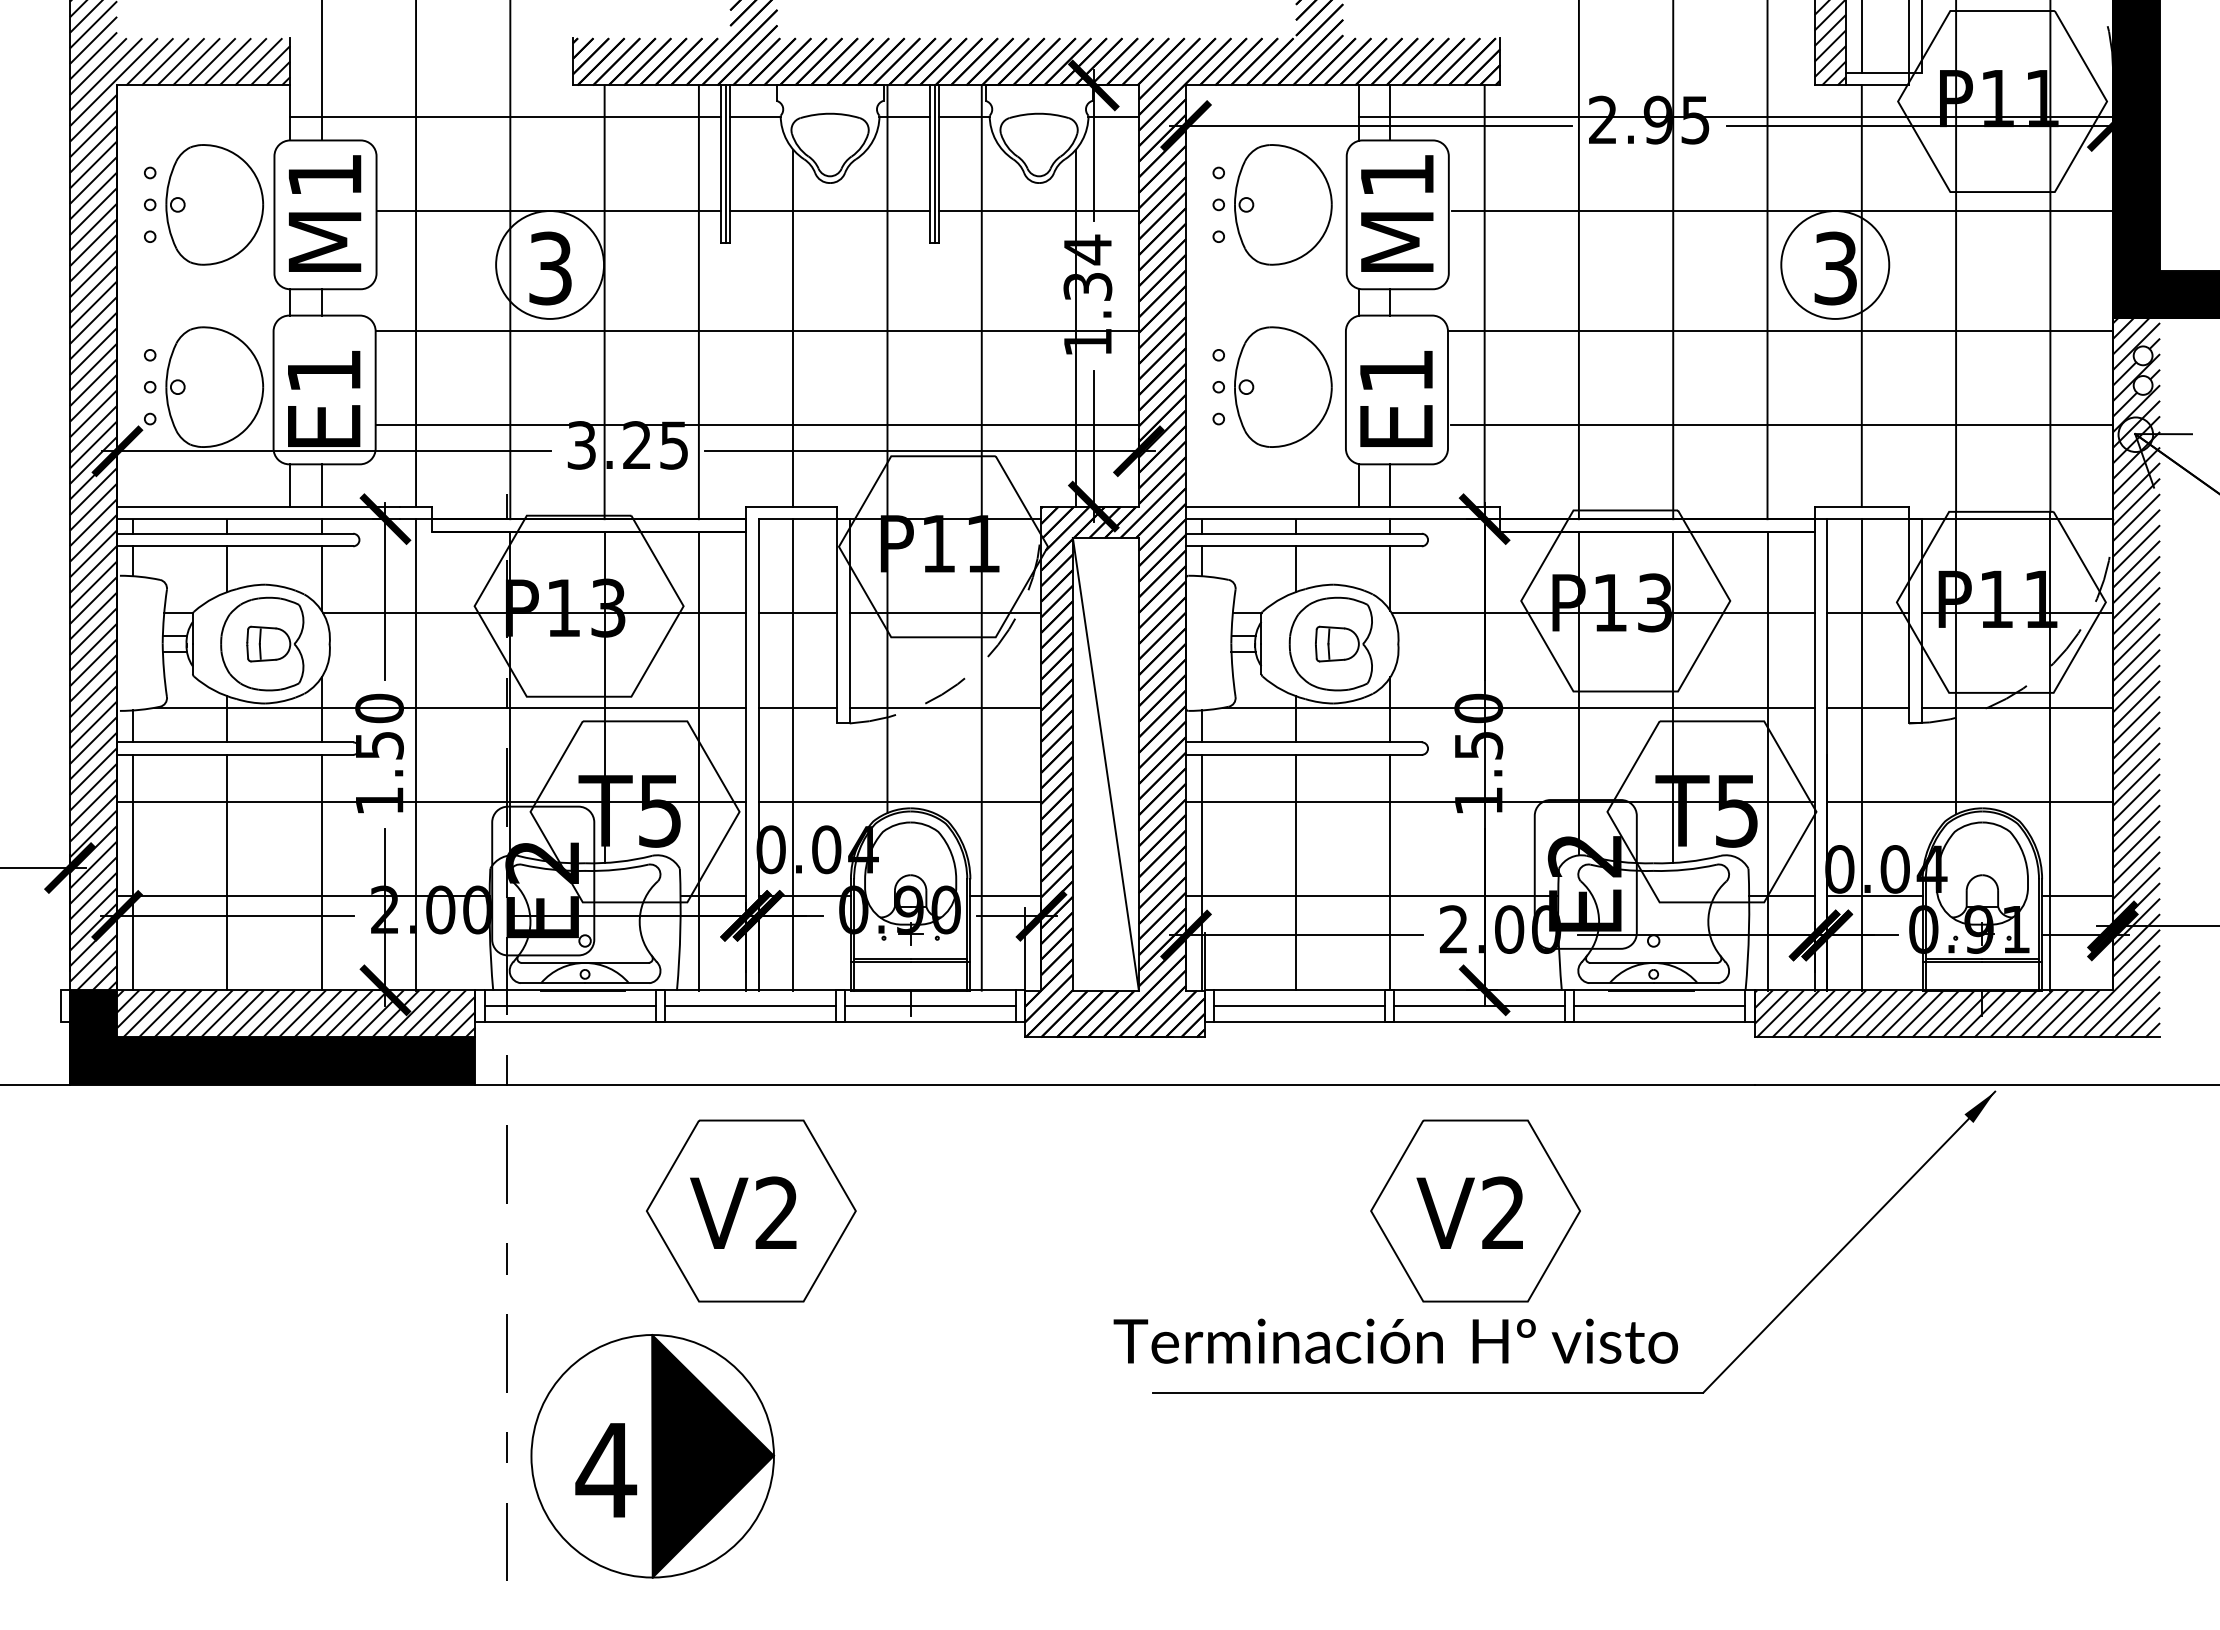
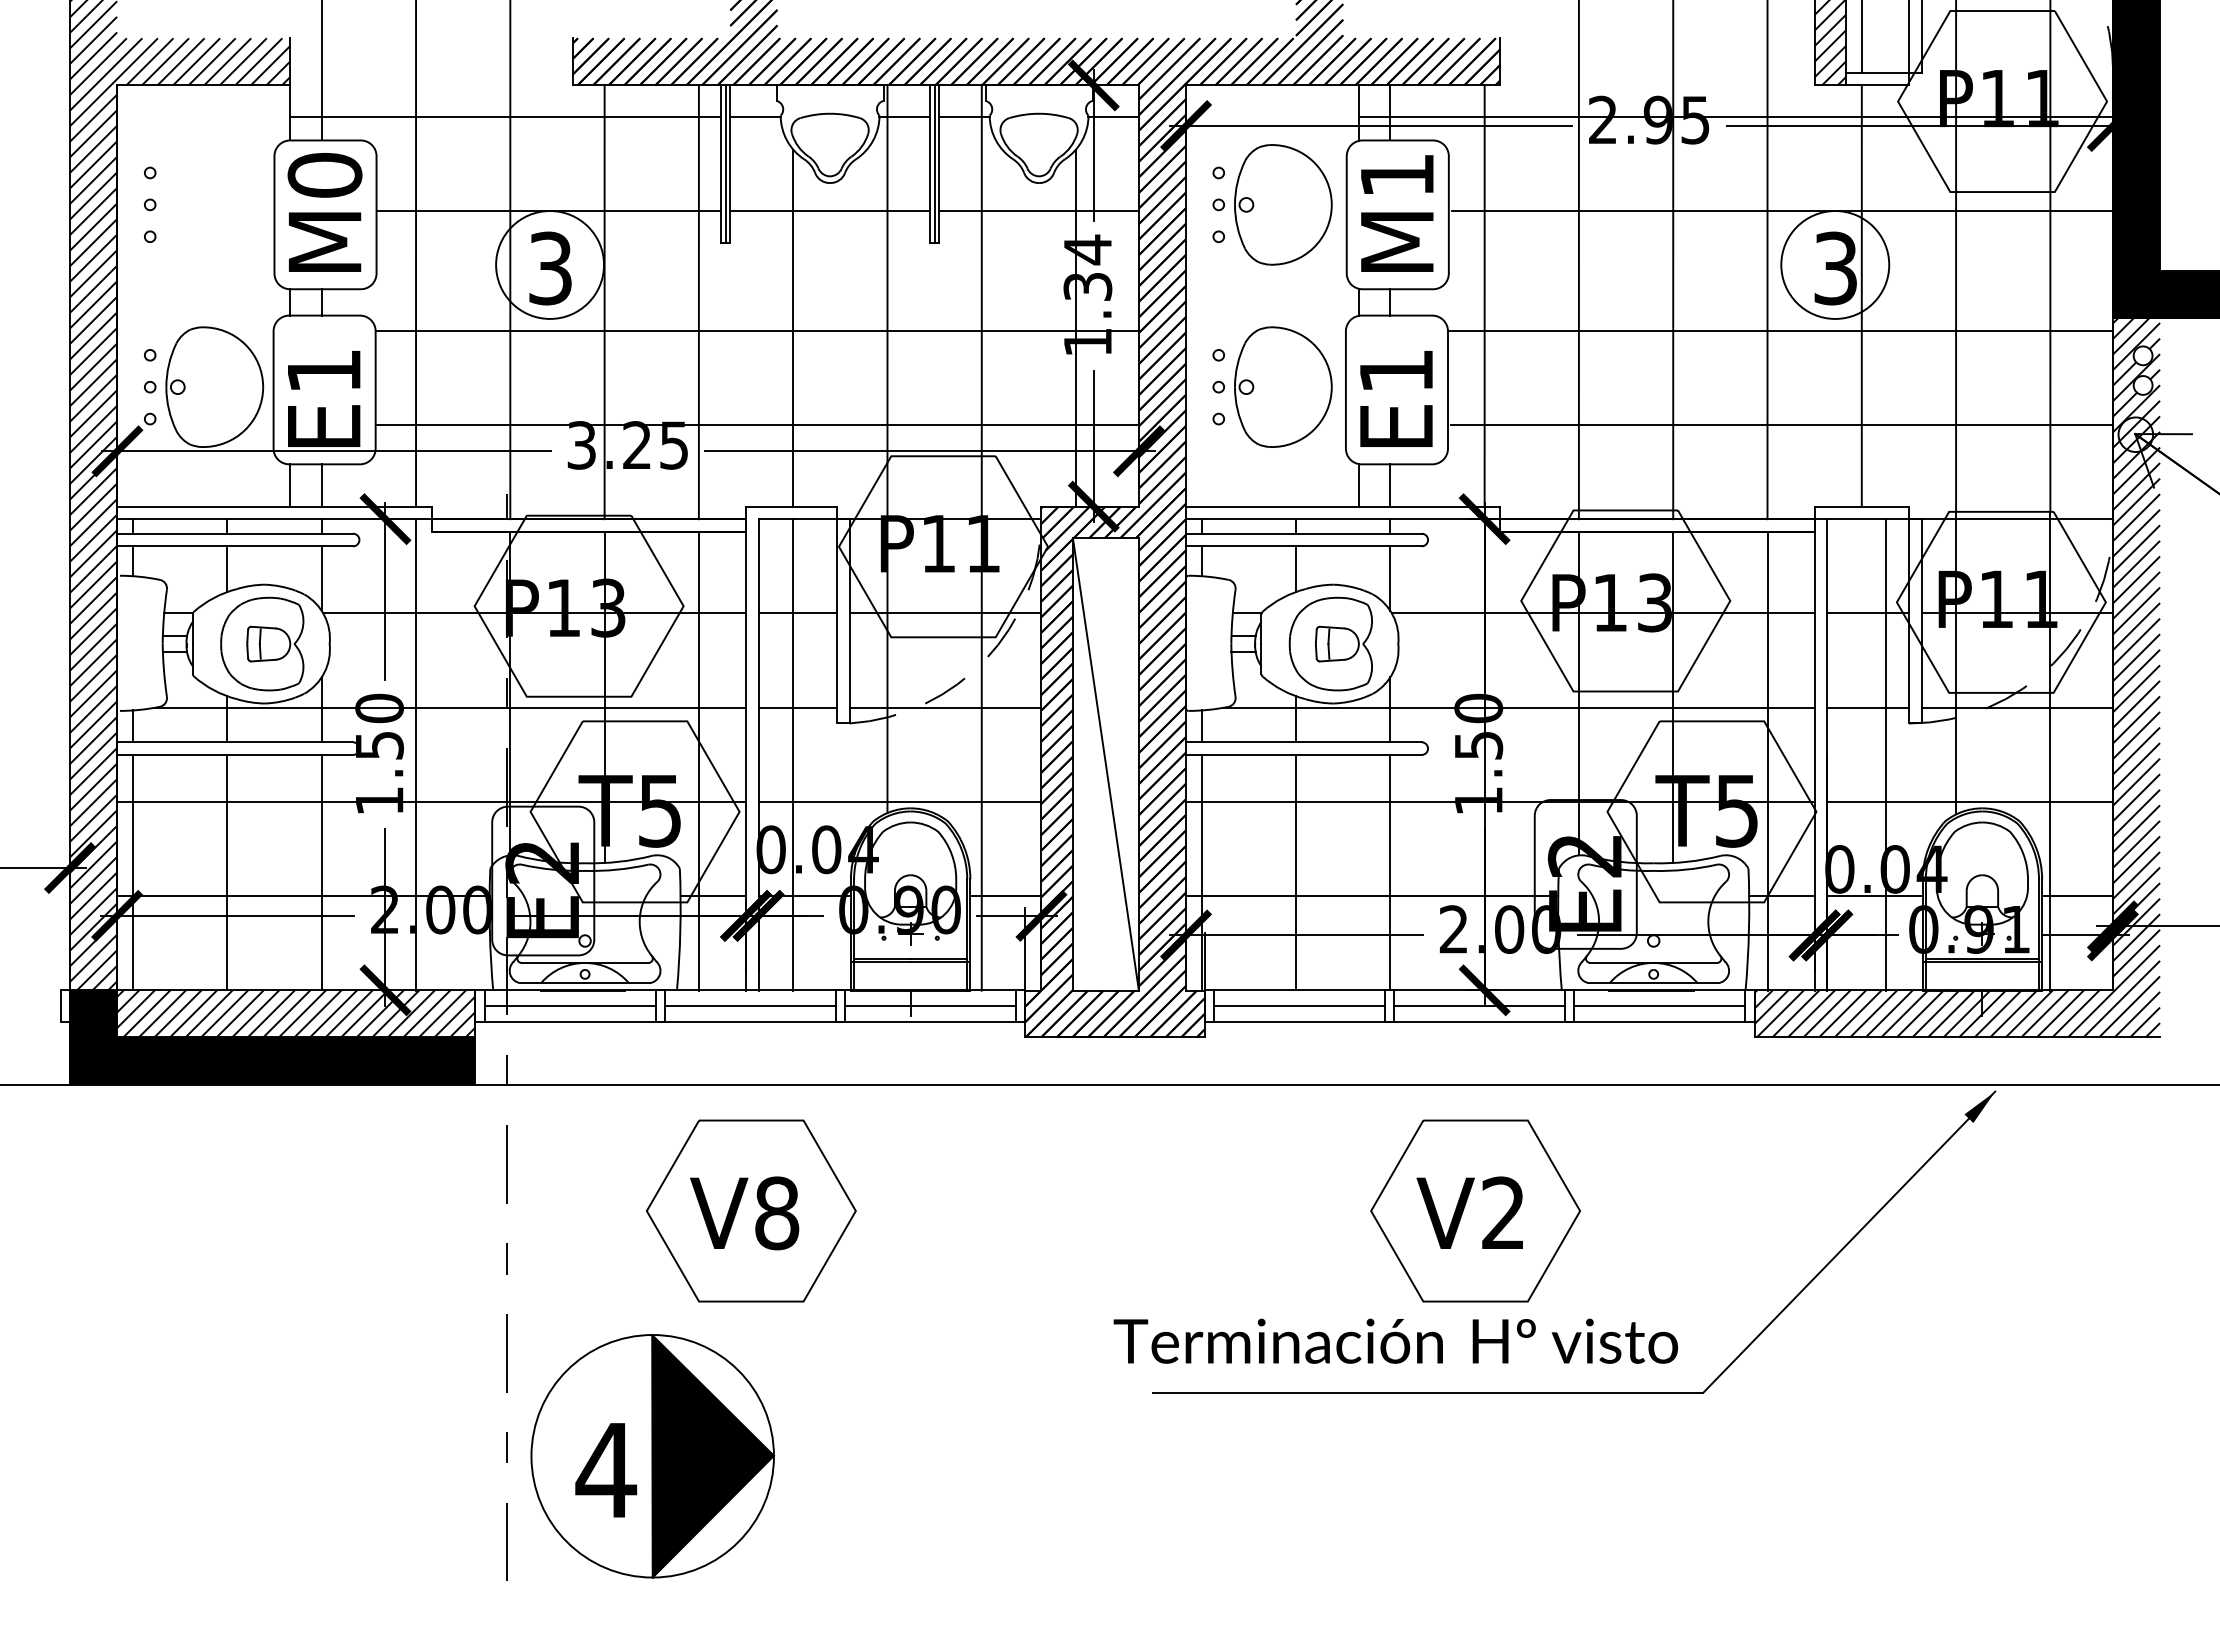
text: M1 -> M0 (324, 175)
part: present -> none (214, 204)
line position: (1861, 754) -> (1885, 754) (1885, 754)
text: V2 -> V8 (777, 1213)
